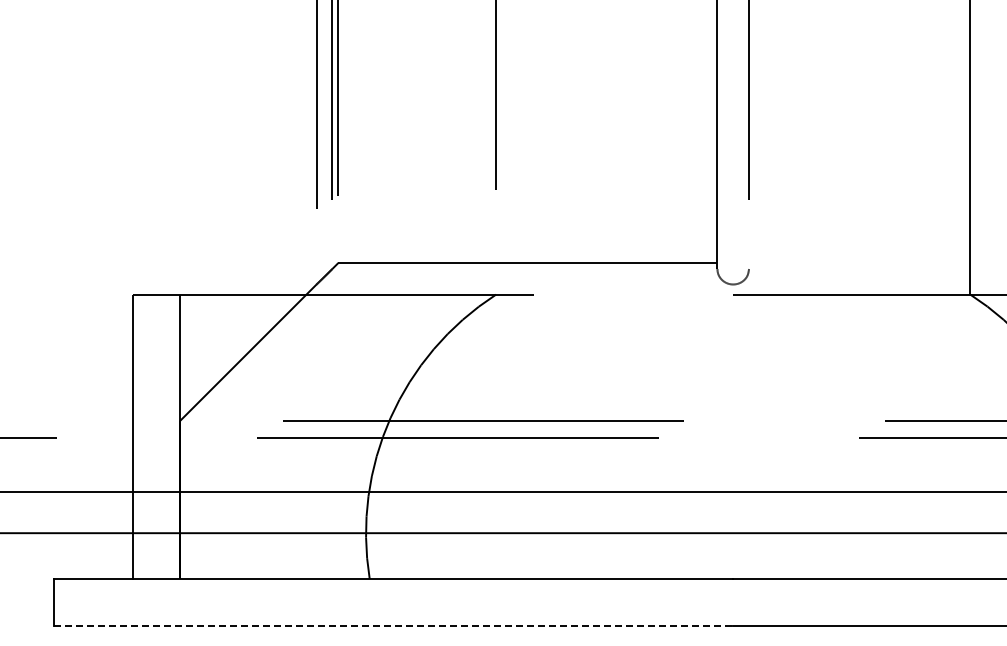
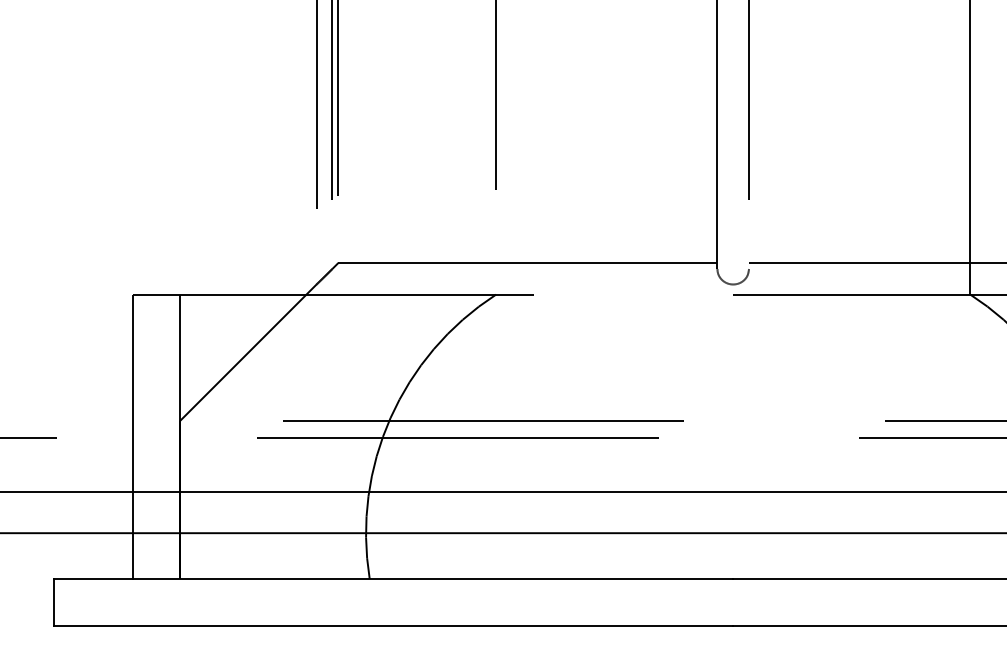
line: none -> present (876, 262)
line: dashed -> solid (393, 626)
